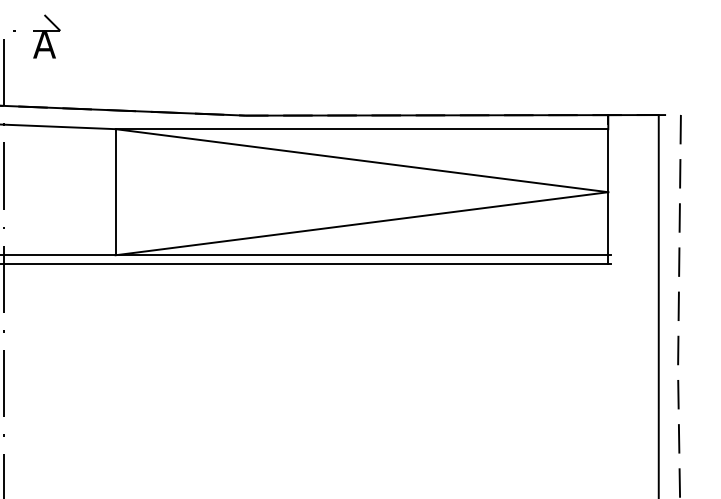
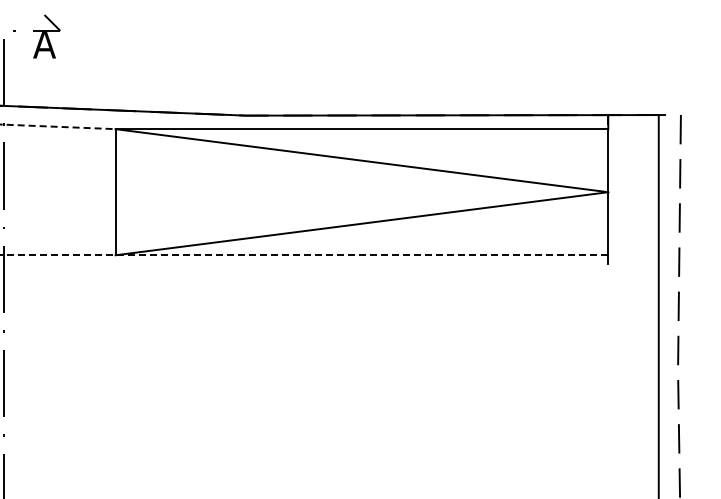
line: solid -> dashed (58, 126)
line: solid -> dashed (306, 255)
line: present -> none (306, 263)
